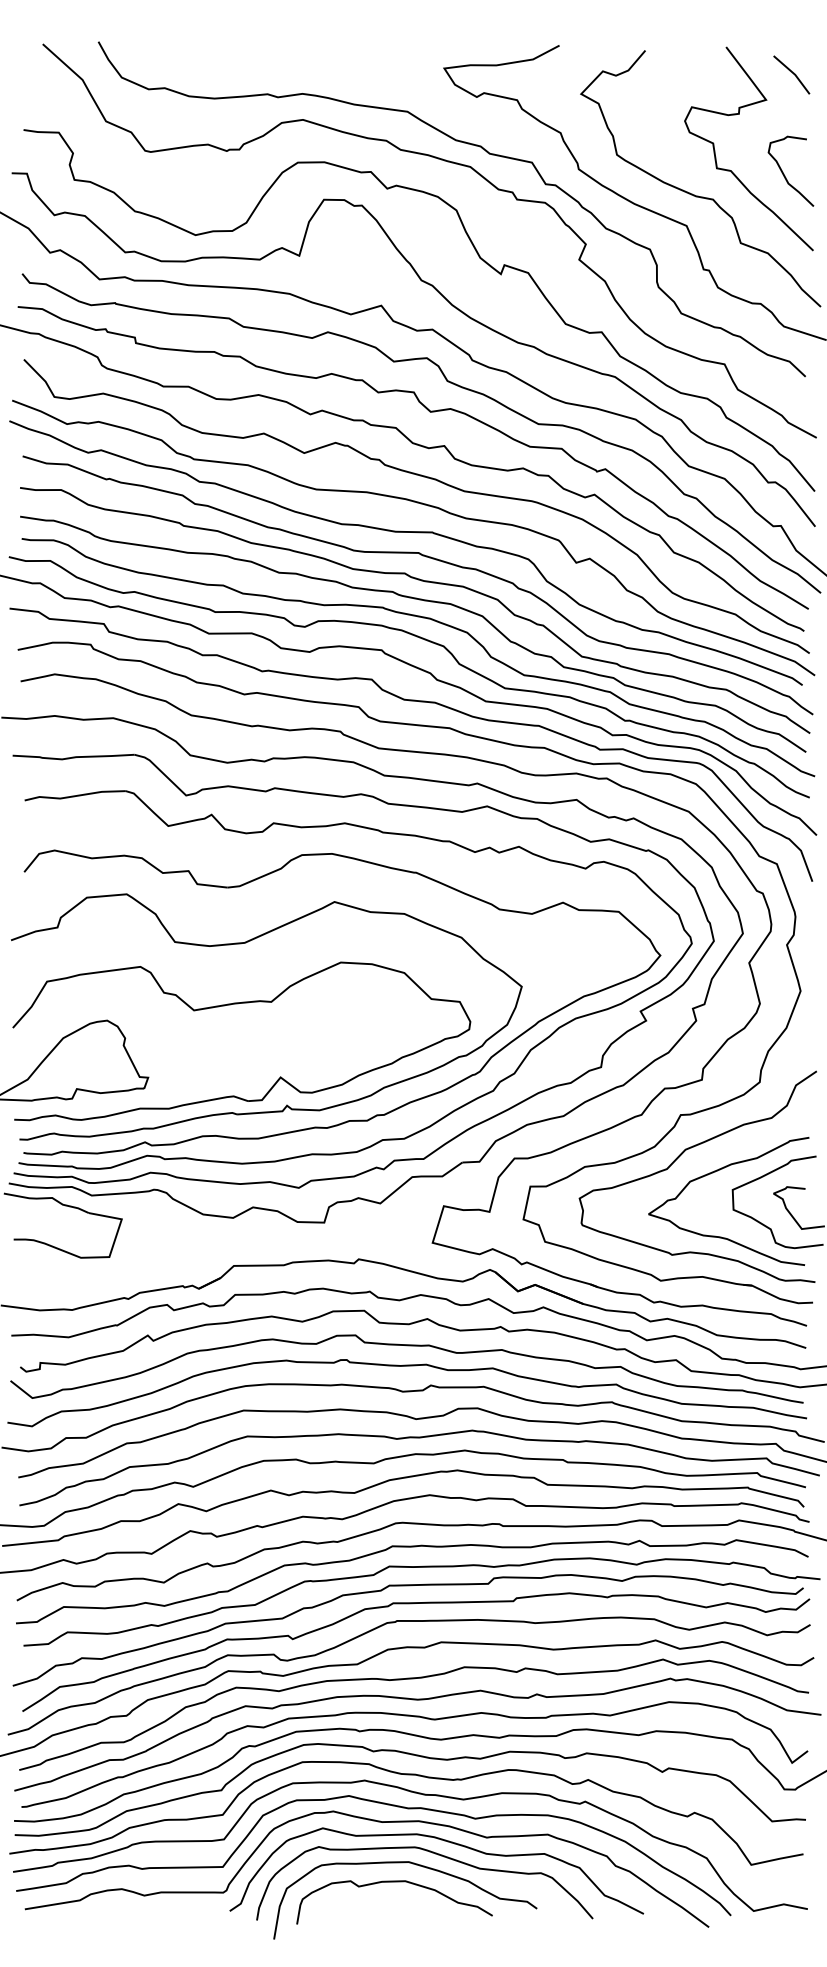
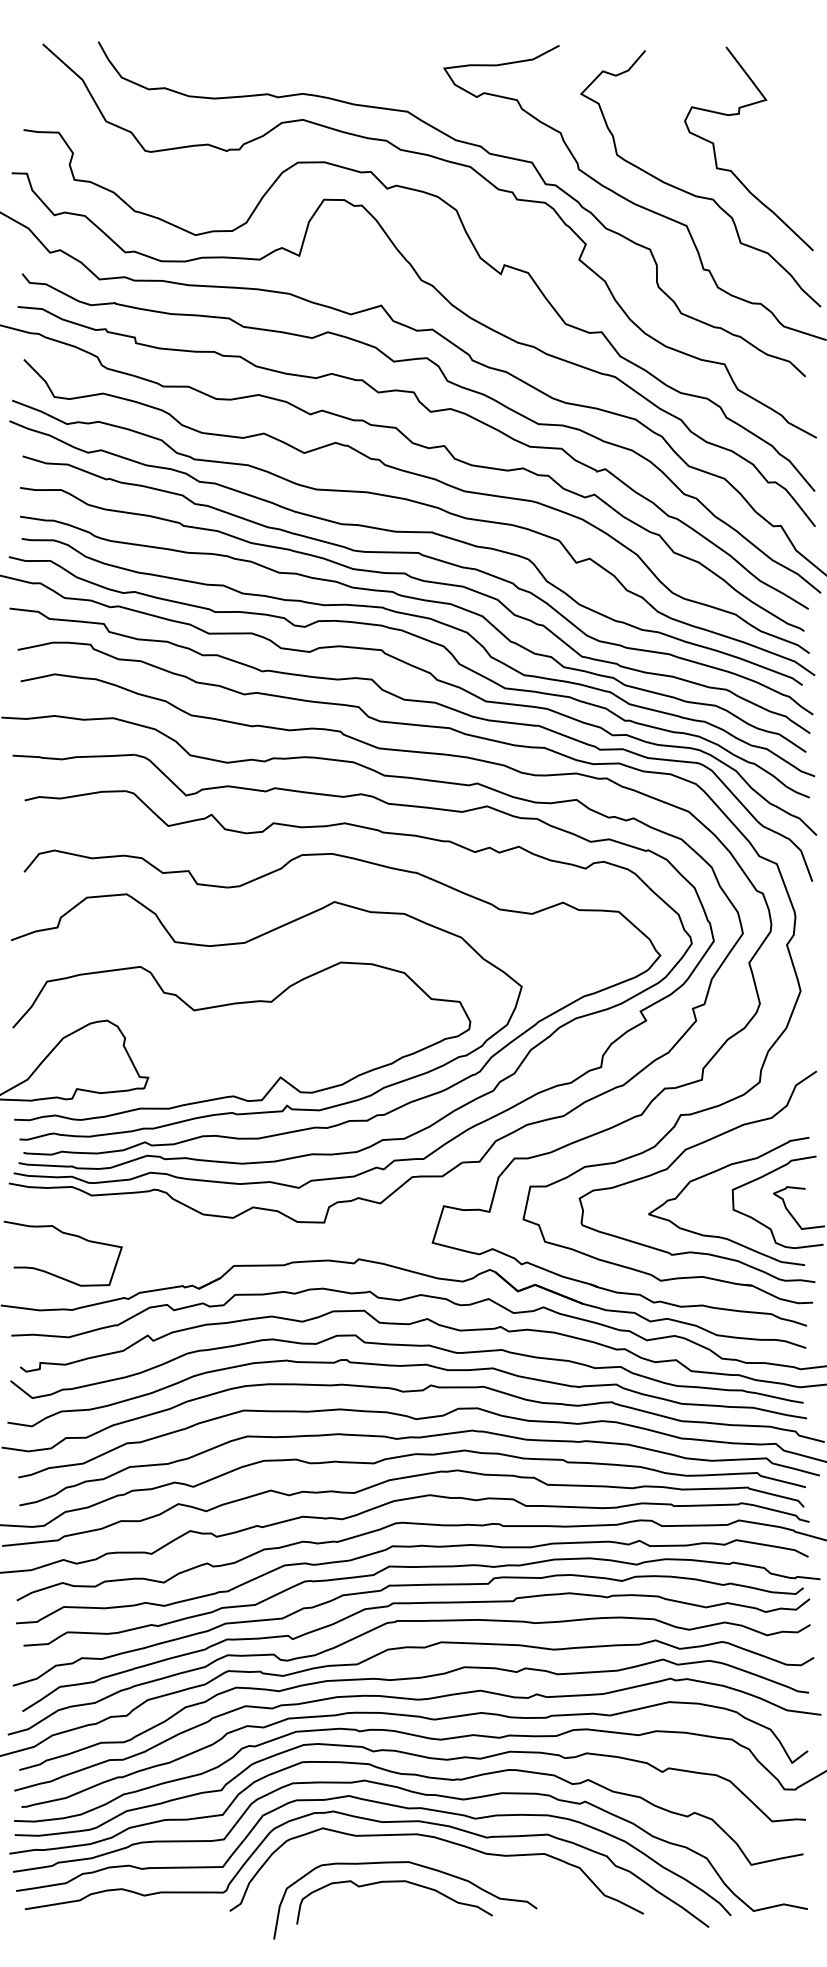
line: present -> none (792, 73)
curve: present -> none (784, 173)
part position: (65, 1206) -> (65, 1234) (65, 1234)
curve: present -> none (435, 1854)
